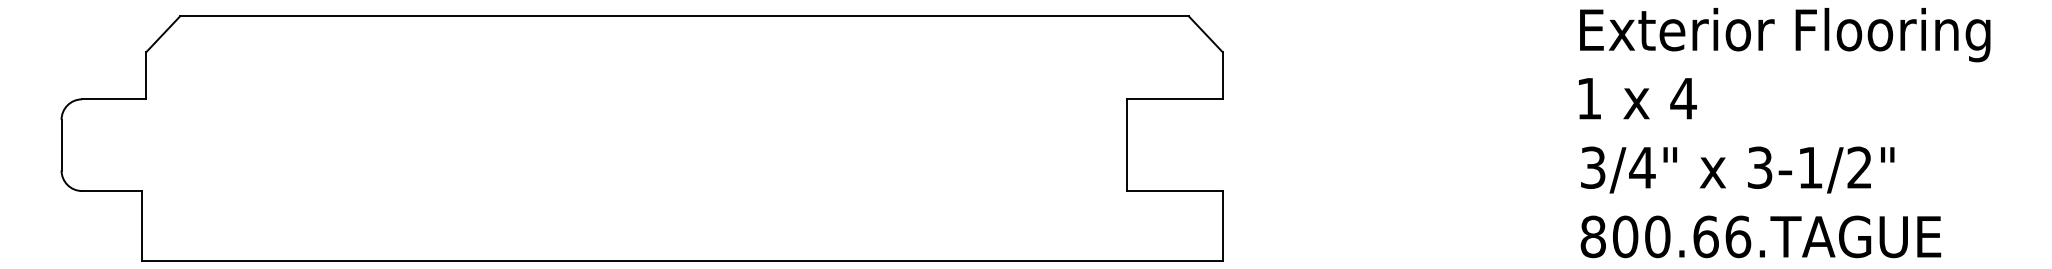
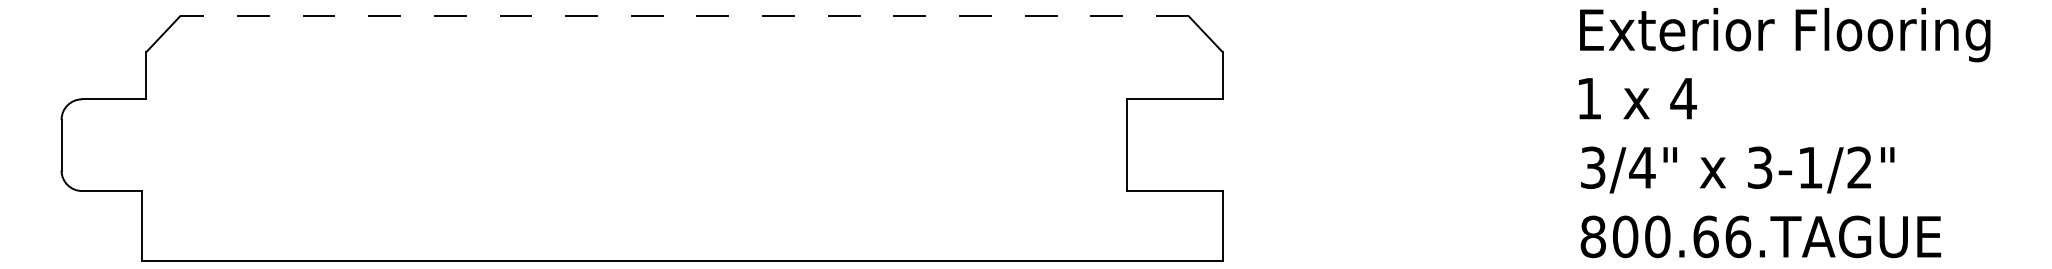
line: solid -> dashed (683, 16)
